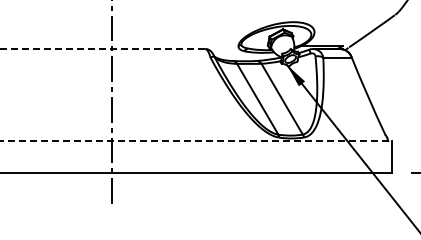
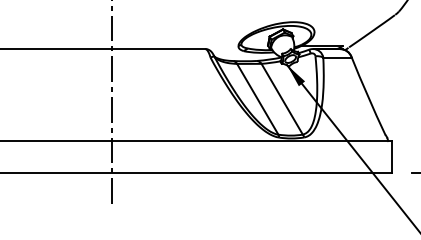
line: dashed -> solid (102, 49)
line: dashed -> solid (196, 141)
